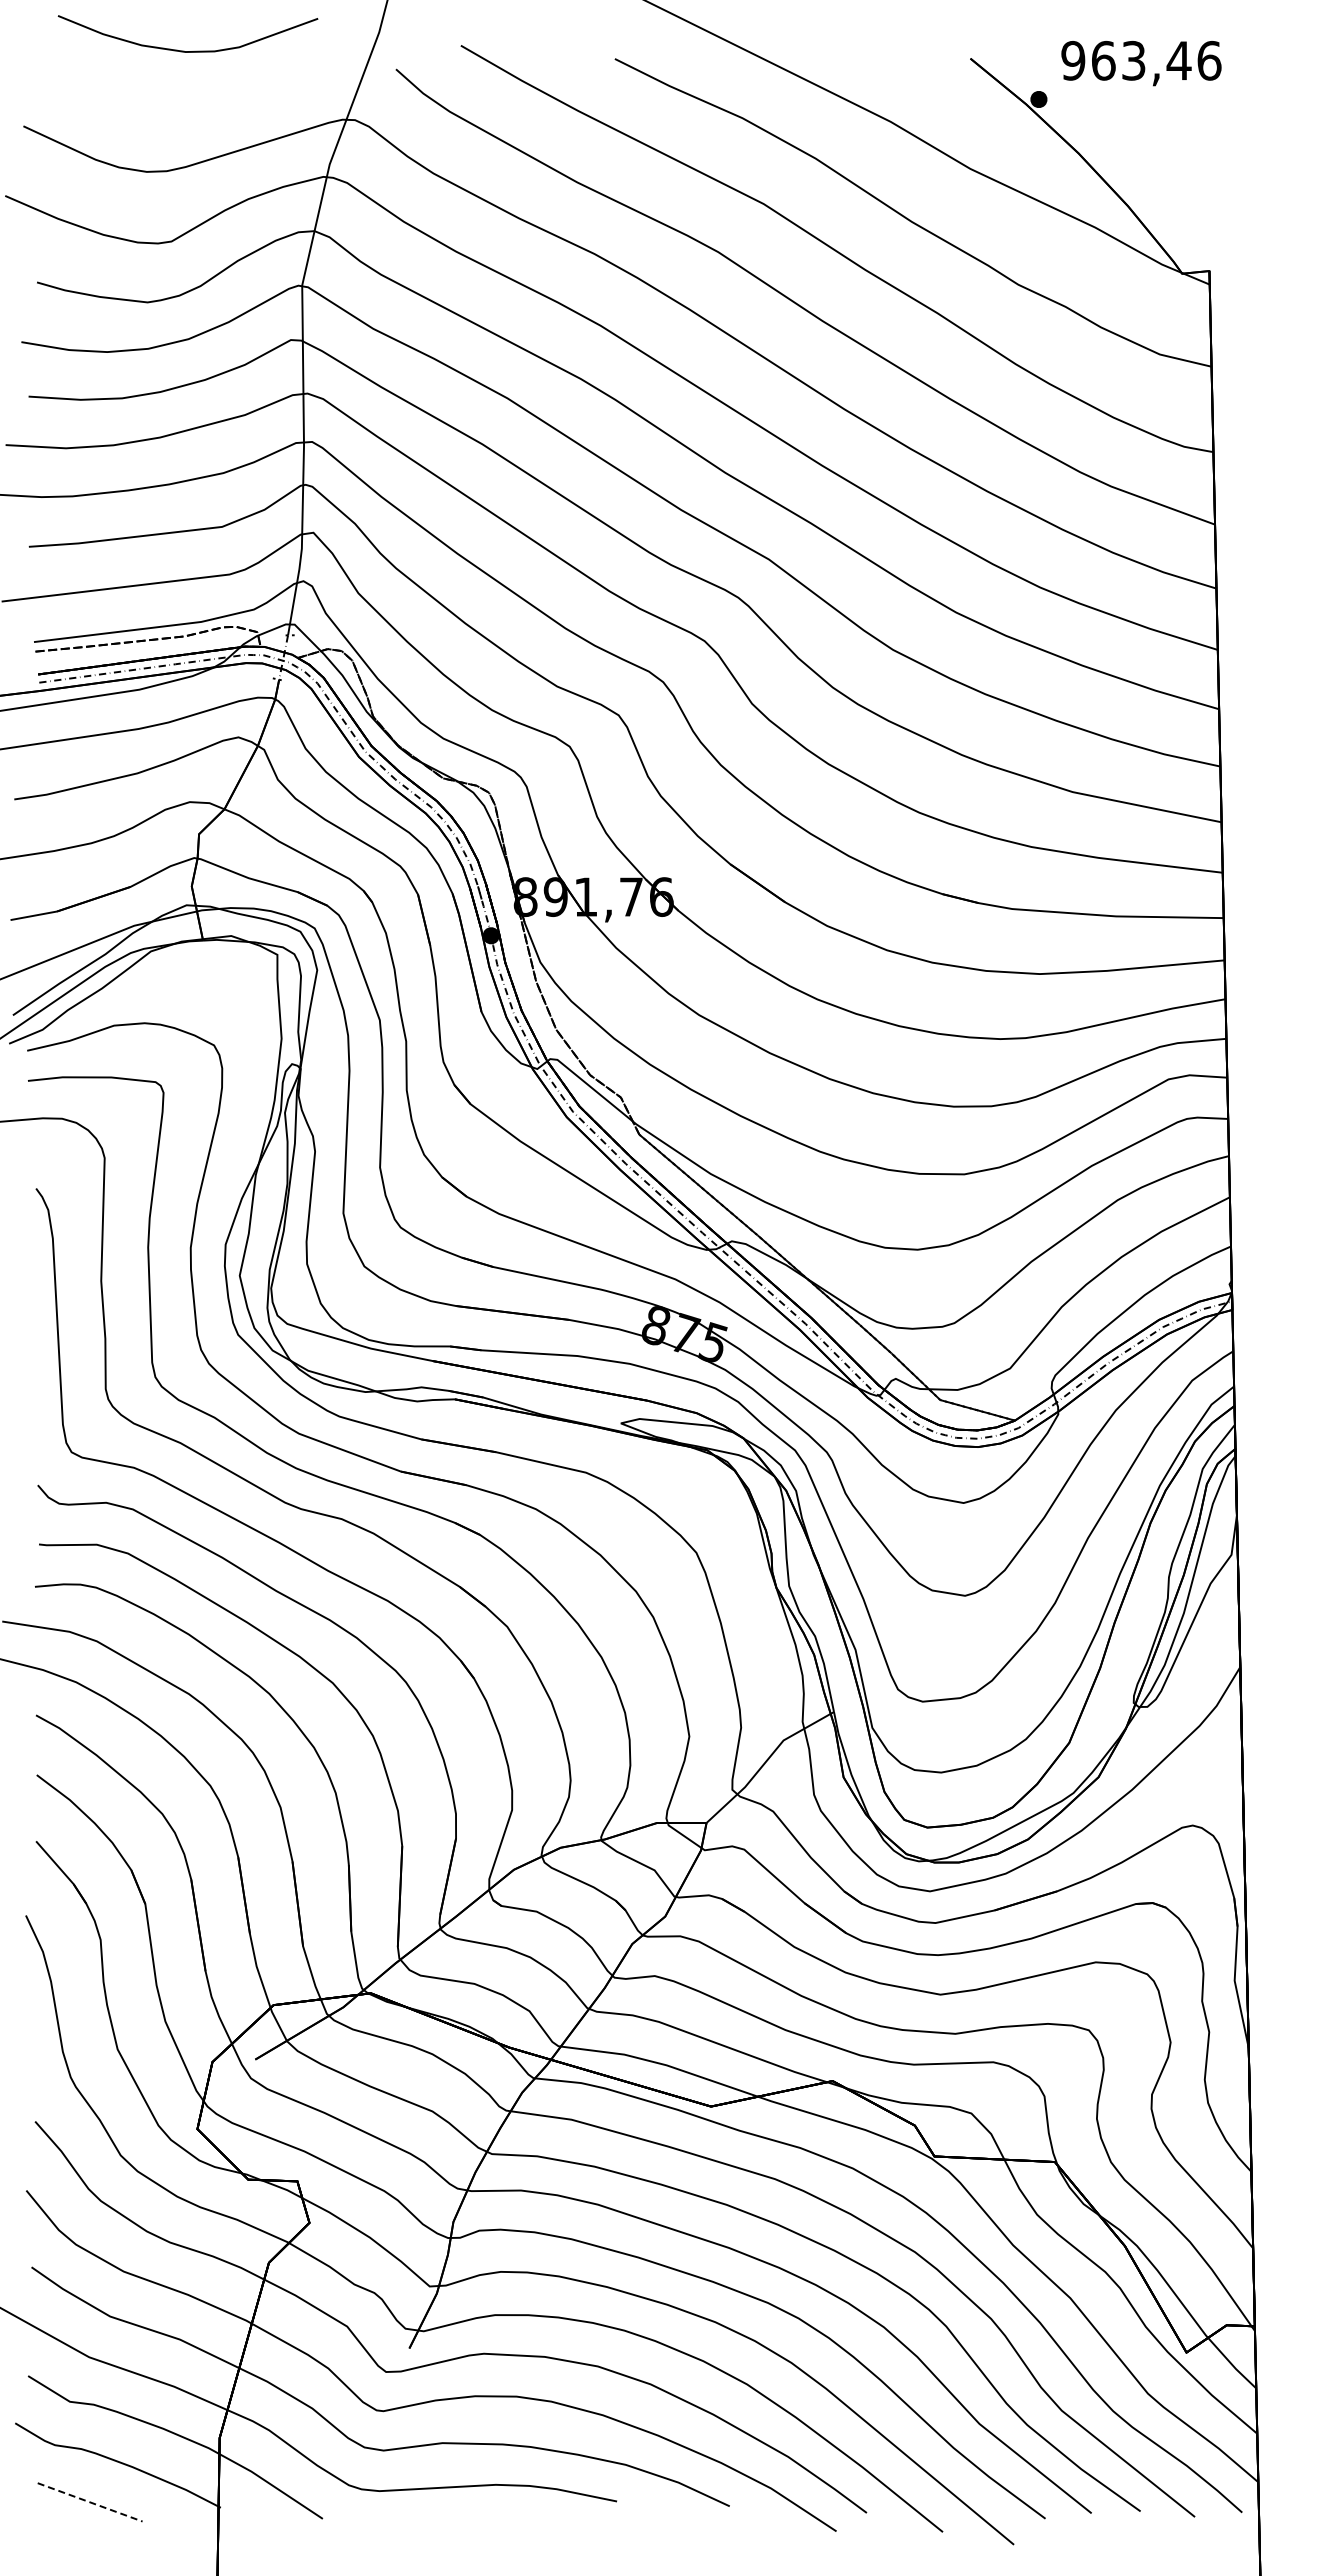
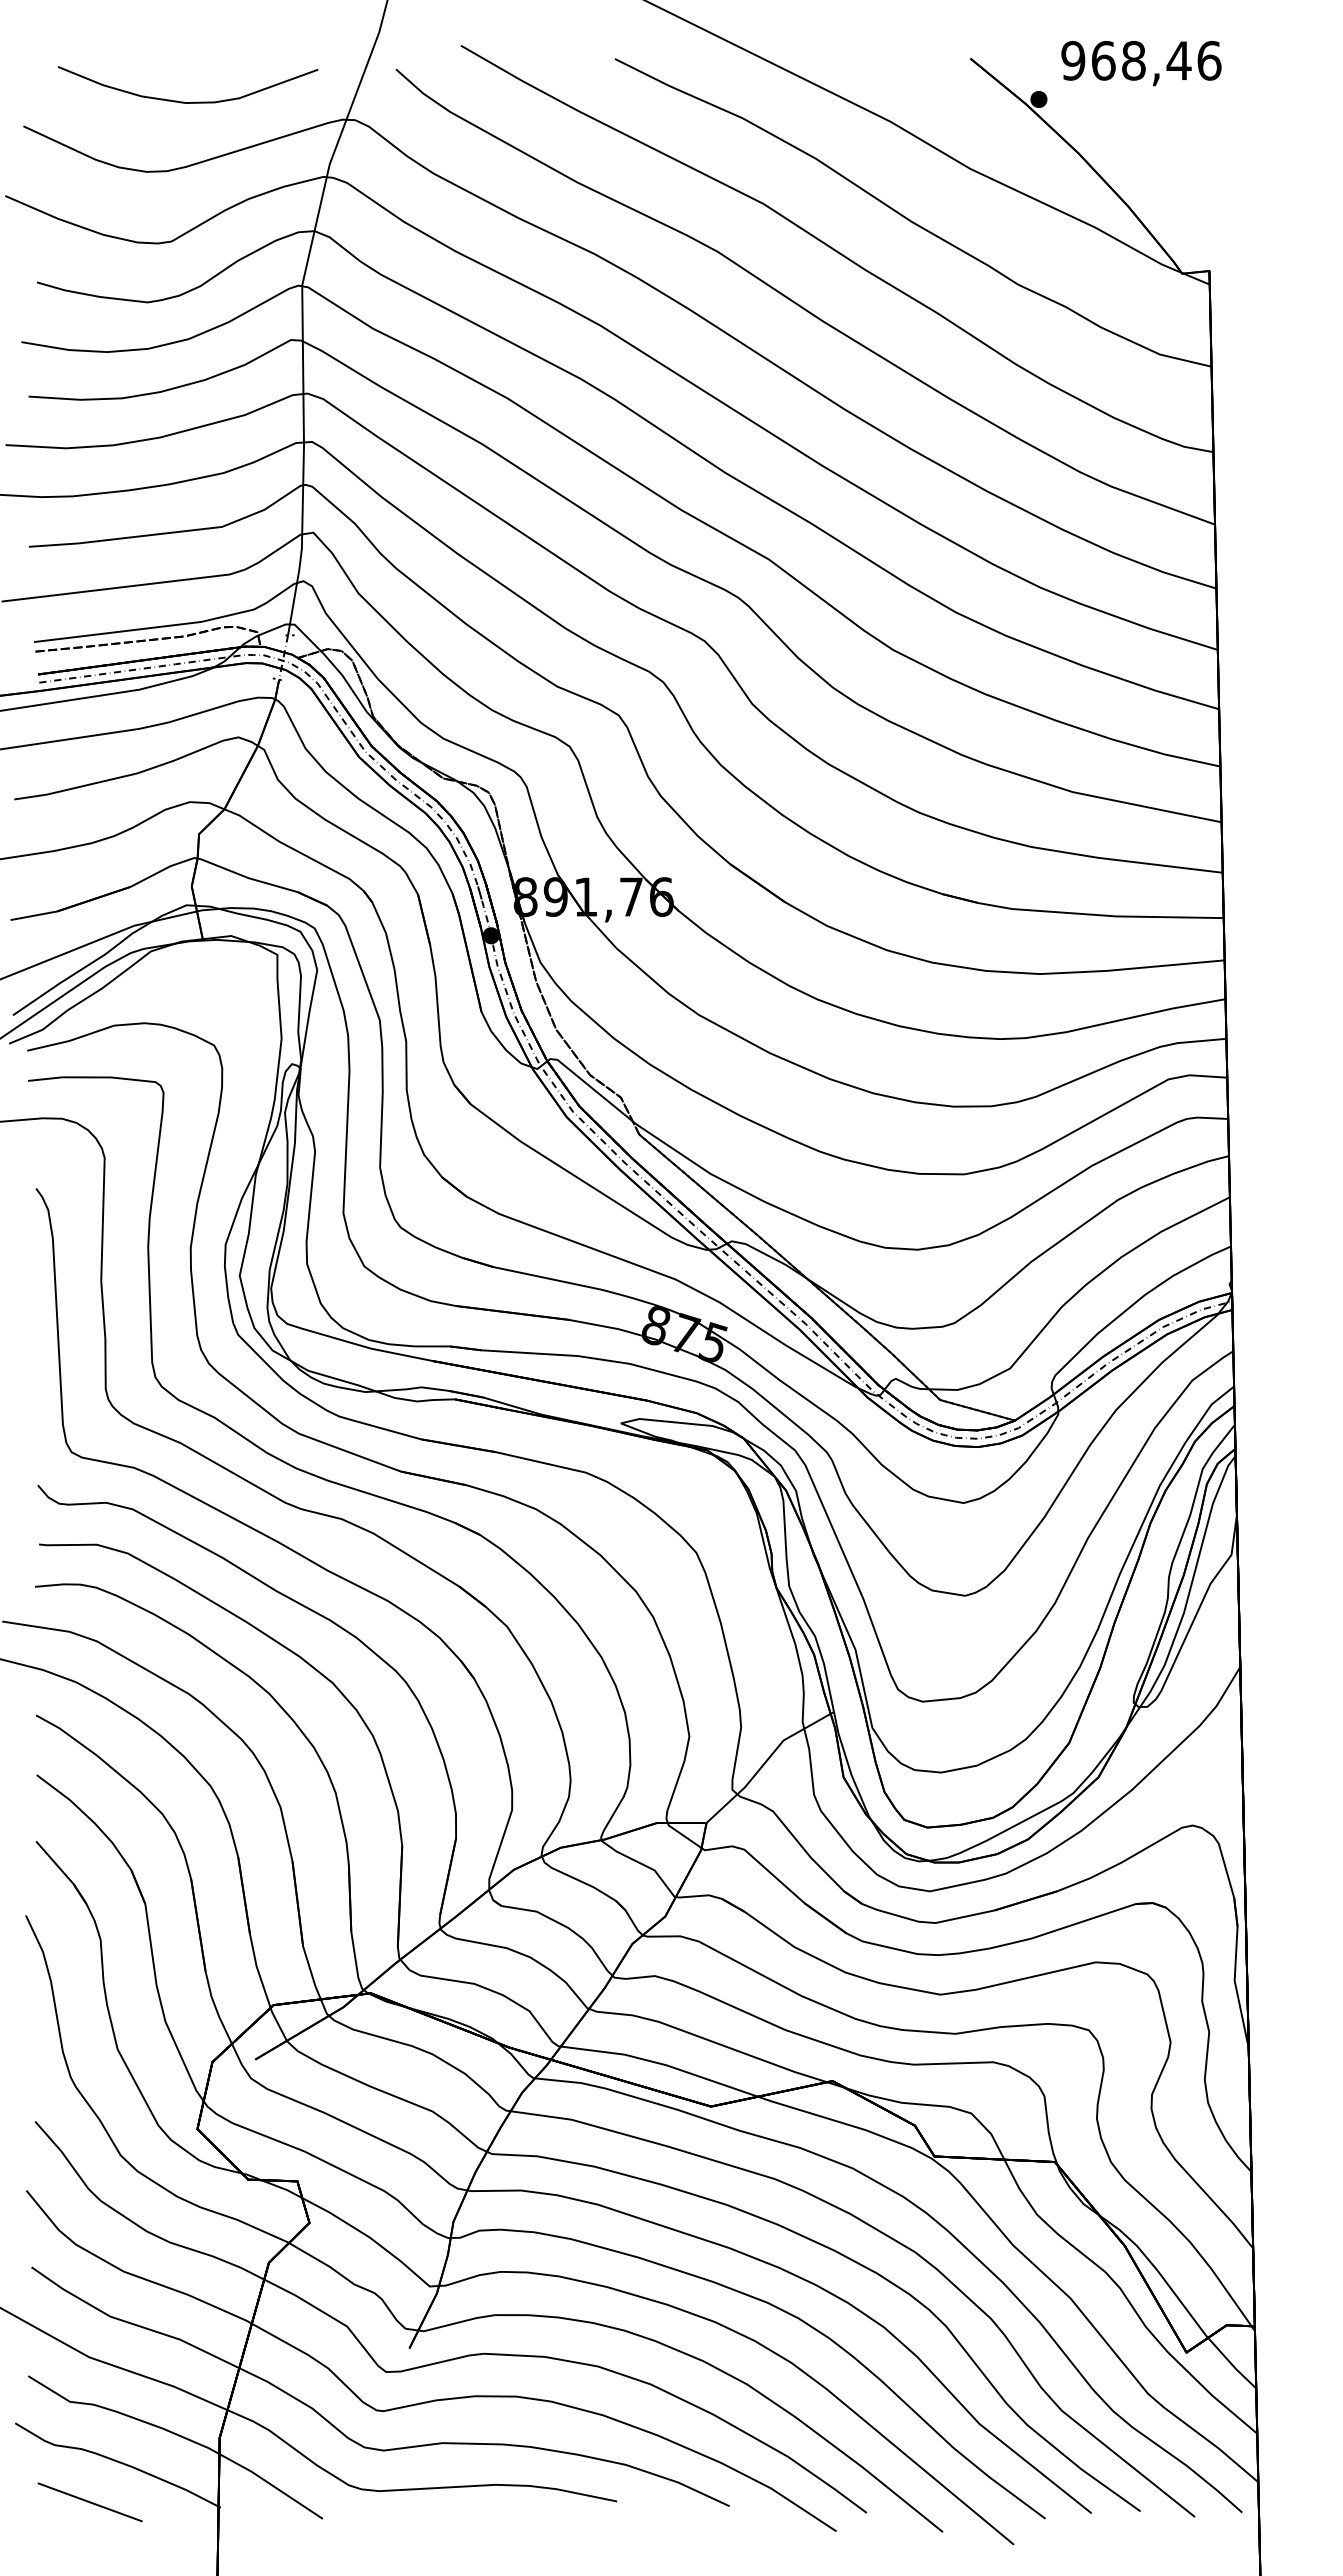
curve position: (184, 50) -> (184, 101) (184, 101)
text: 963,46 -> 968,46 (1133, 60)
line: dashed -> solid (90, 2502)
